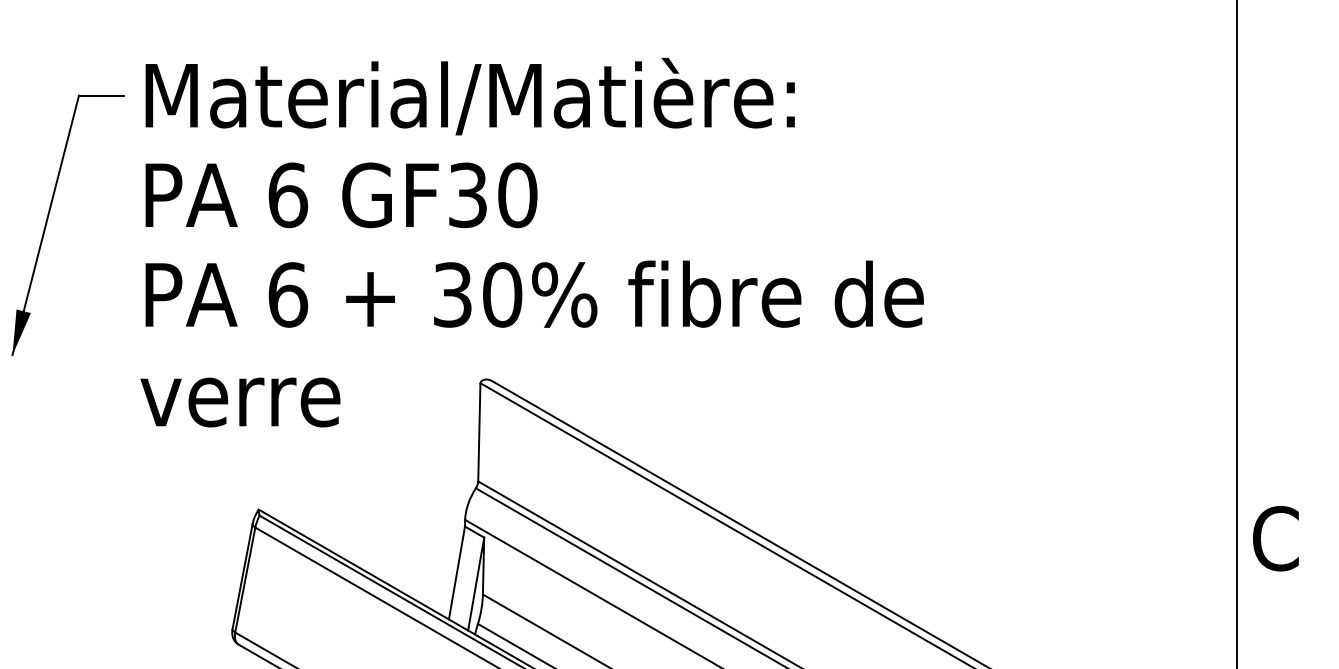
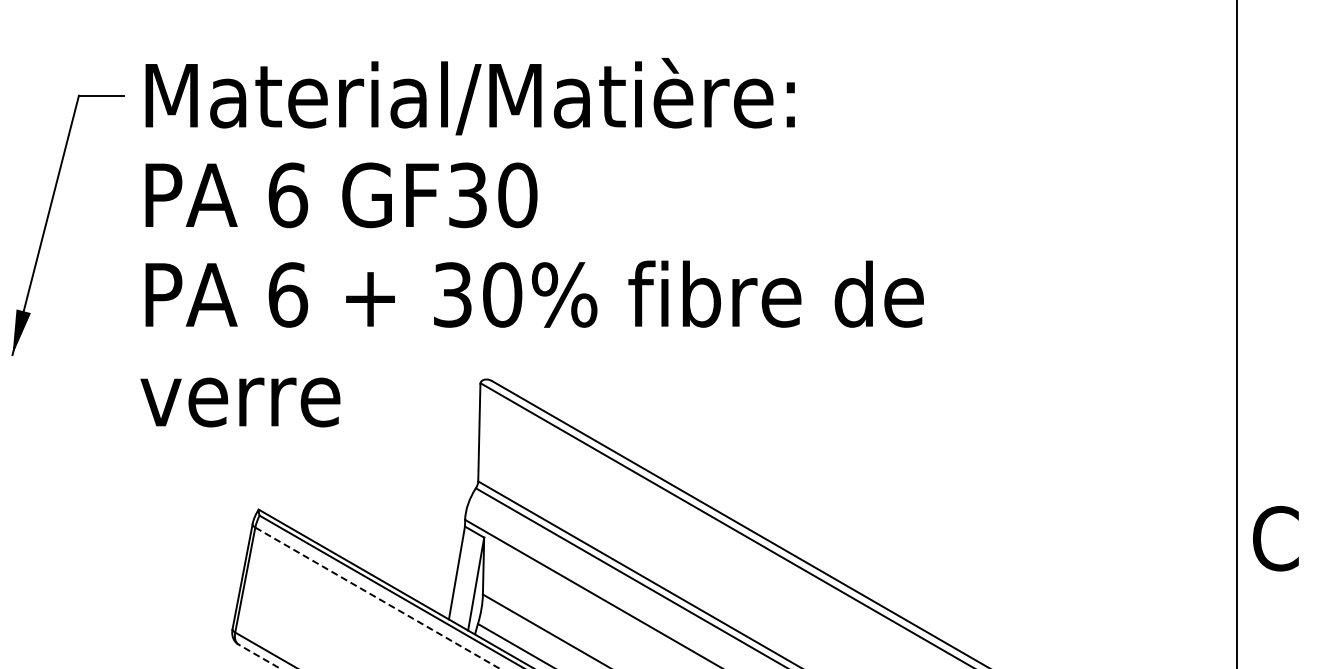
line: solid -> dashed (378, 598)
line: solid -> dashed (259, 656)
